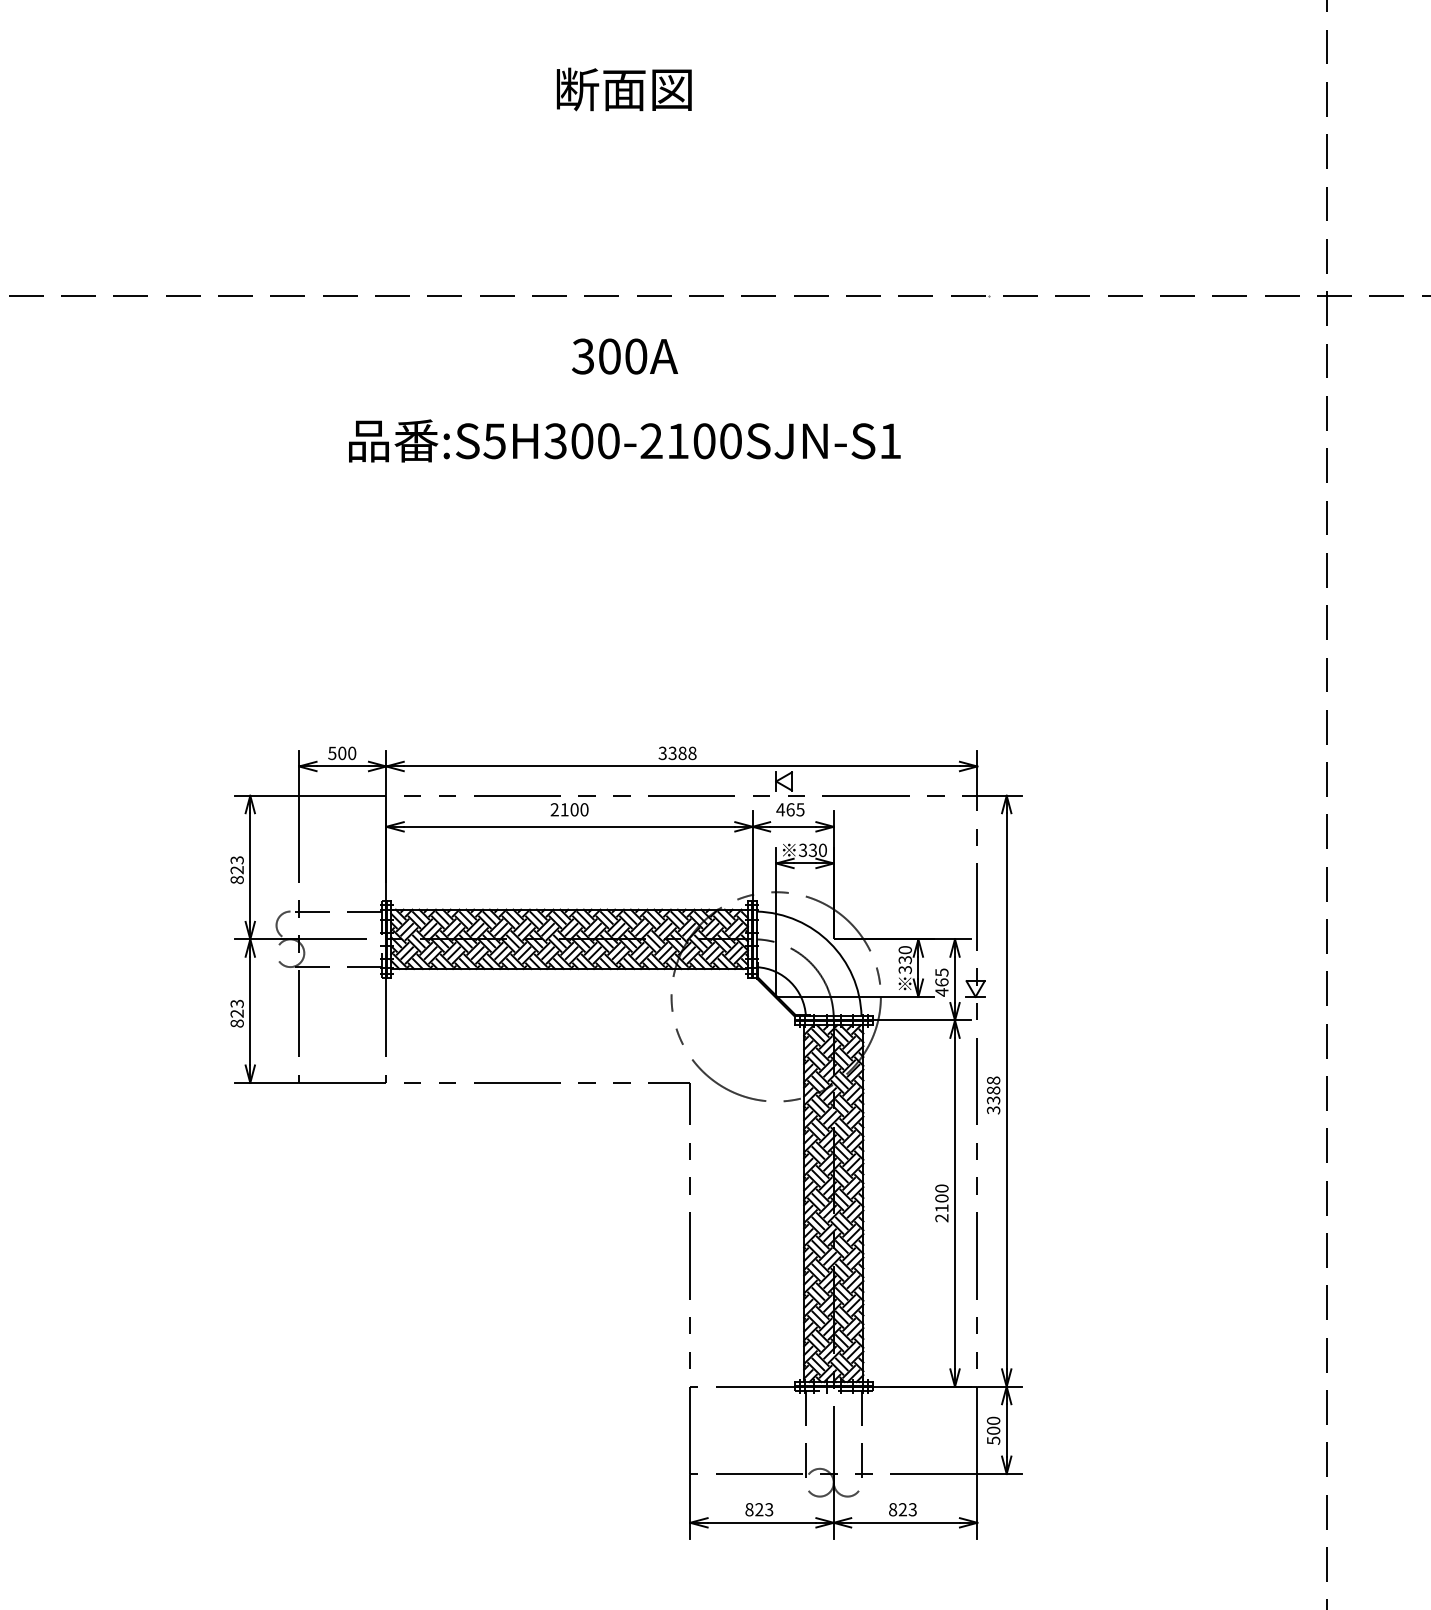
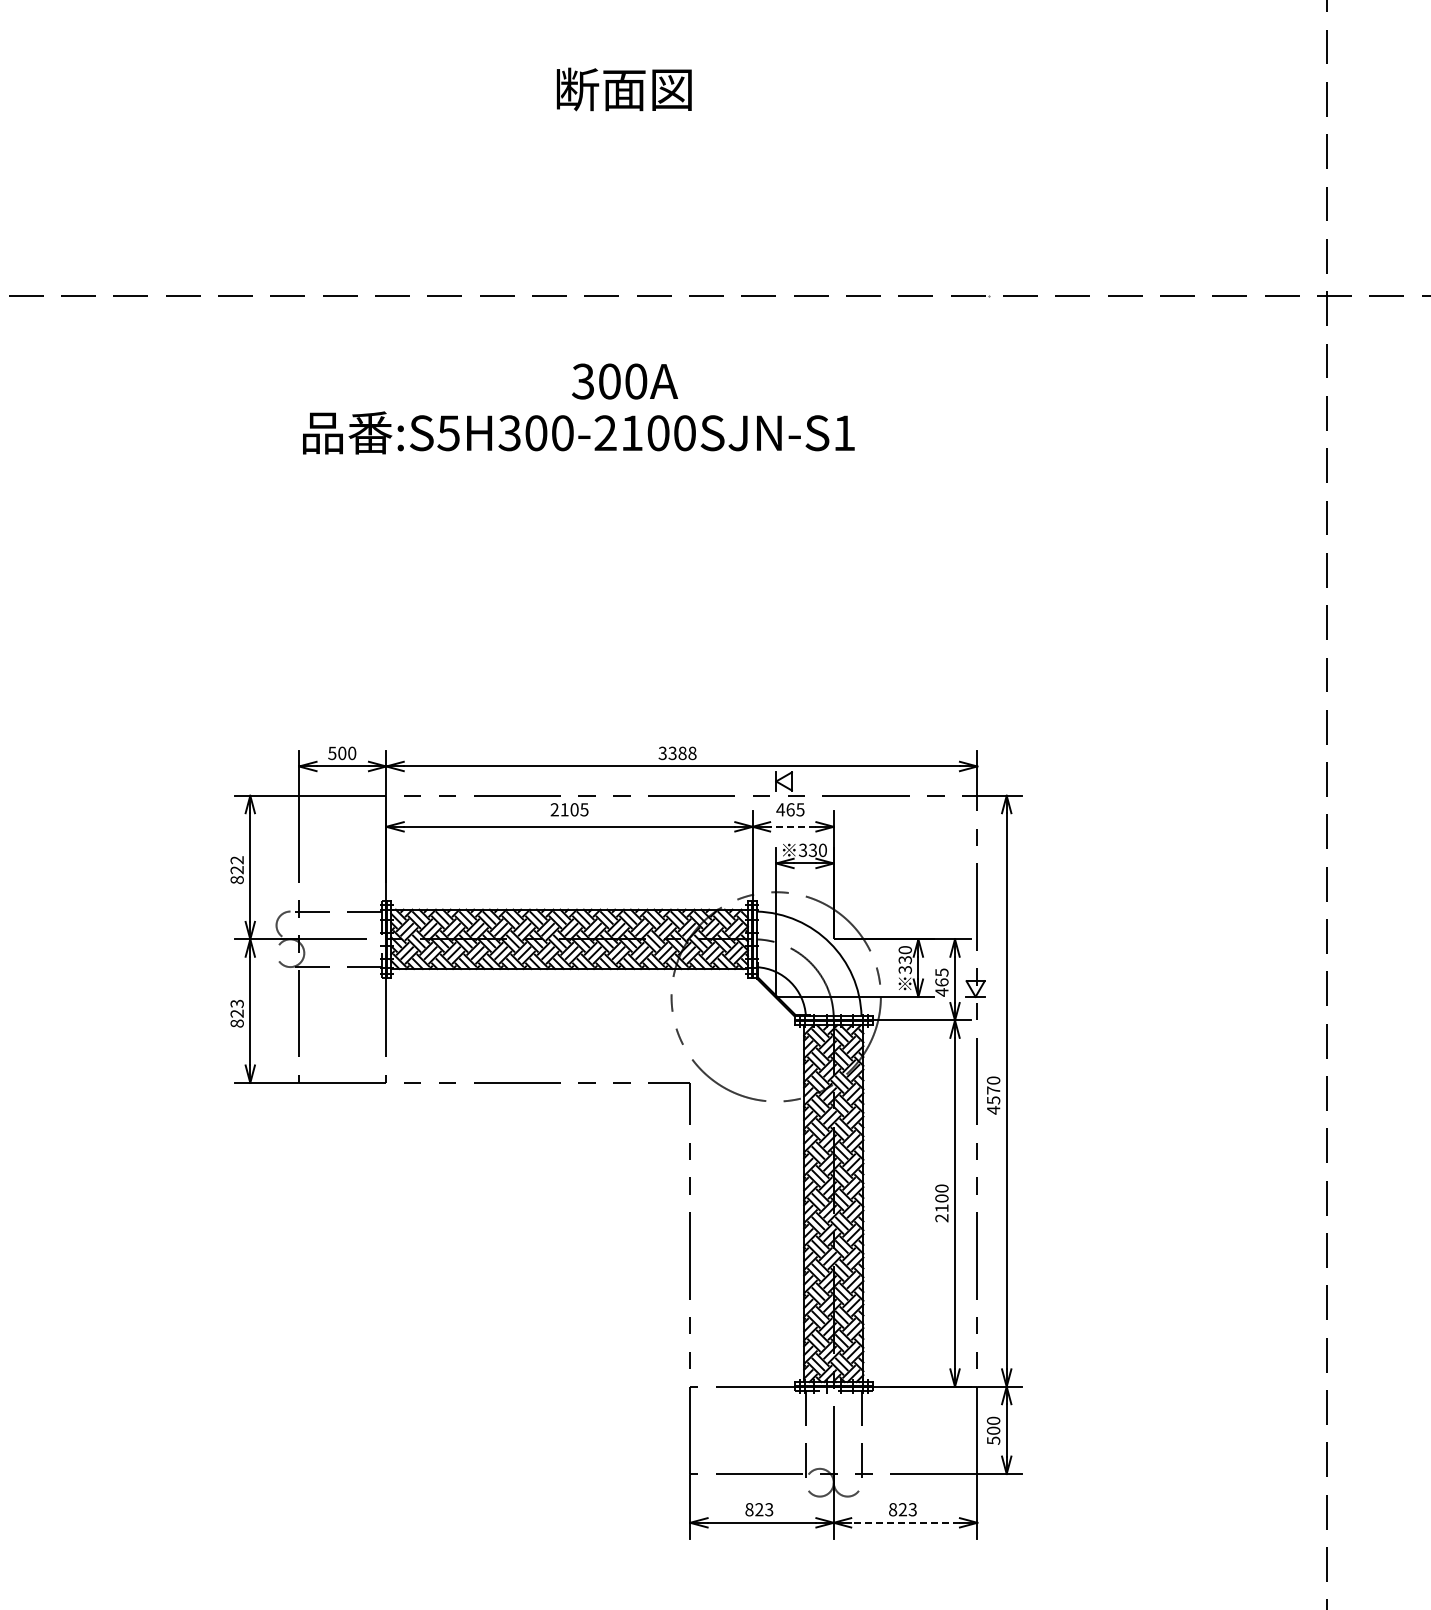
text position: (625, 356) -> (625, 381) (625, 381)
text position: (624, 440) -> (578, 432) (578, 432)
text: 2100 -> 2105 (584, 809)
line: solid -> dashed (792, 826)
text: 823 -> 822 (237, 860)
text: 3388 -> 4570 (993, 1095)
line: solid -> dashed (905, 1522)
